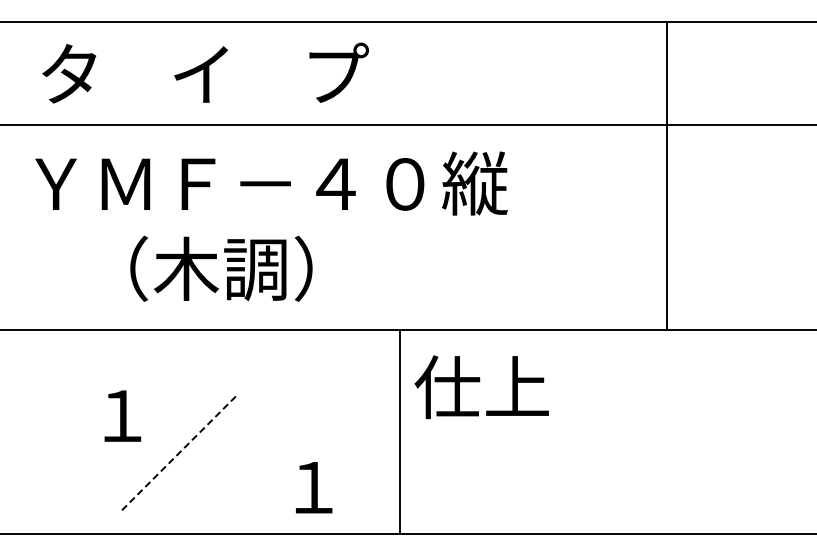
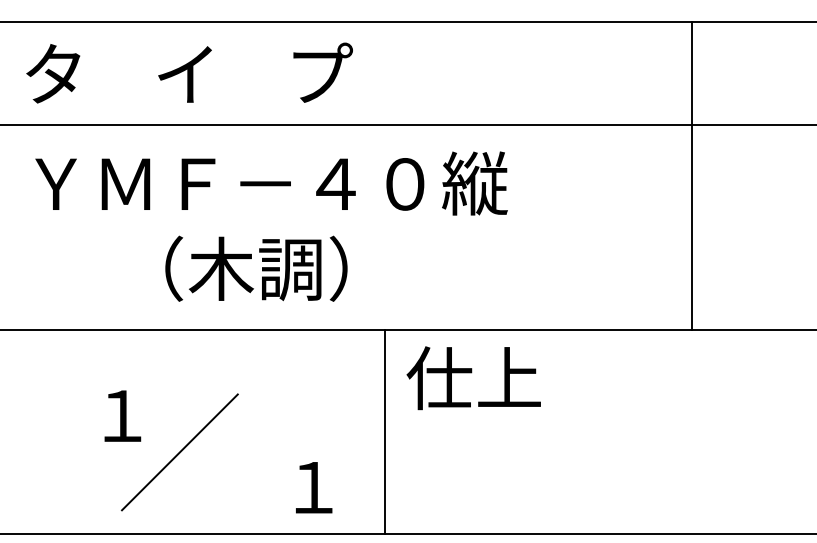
text position: (205, 72) -> (189, 72) (189, 72)
line position: (666, 175) -> (691, 175) (691, 175)
text position: (221, 268) -> (256, 268) (256, 268)
text position: (481, 387) -> (473, 378) (473, 378)
line position: (399, 431) -> (384, 431) (384, 431)
line: dashed -> solid (179, 452)
